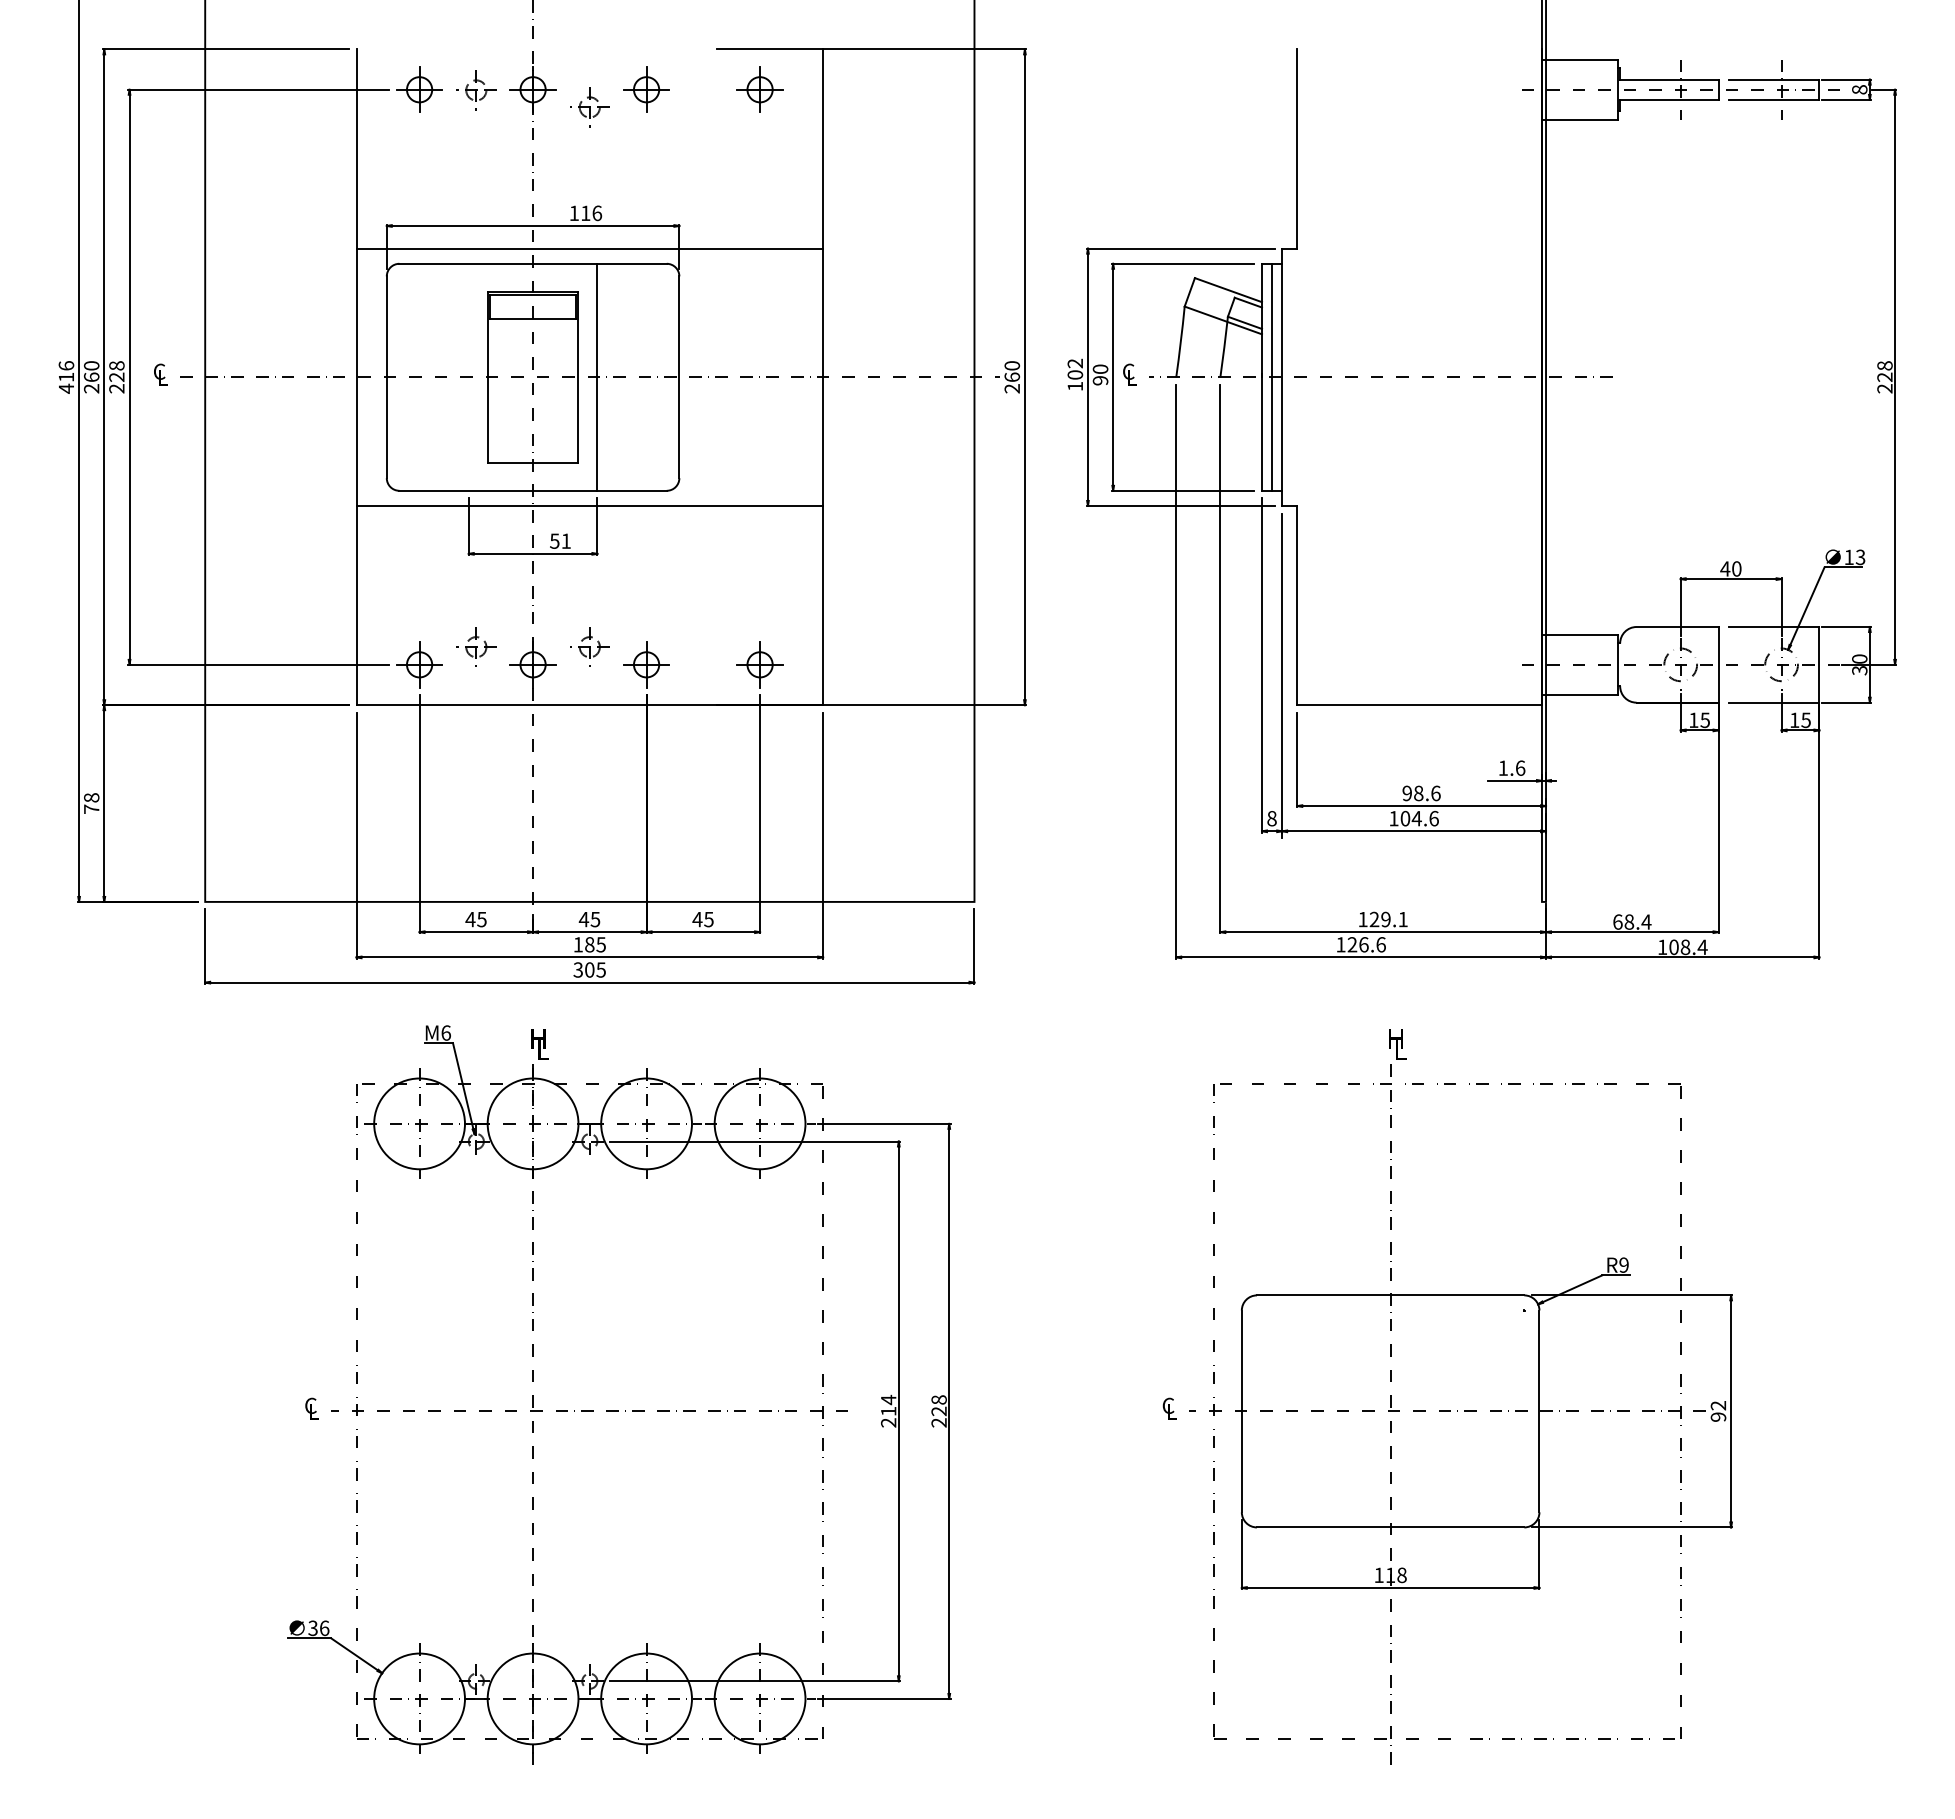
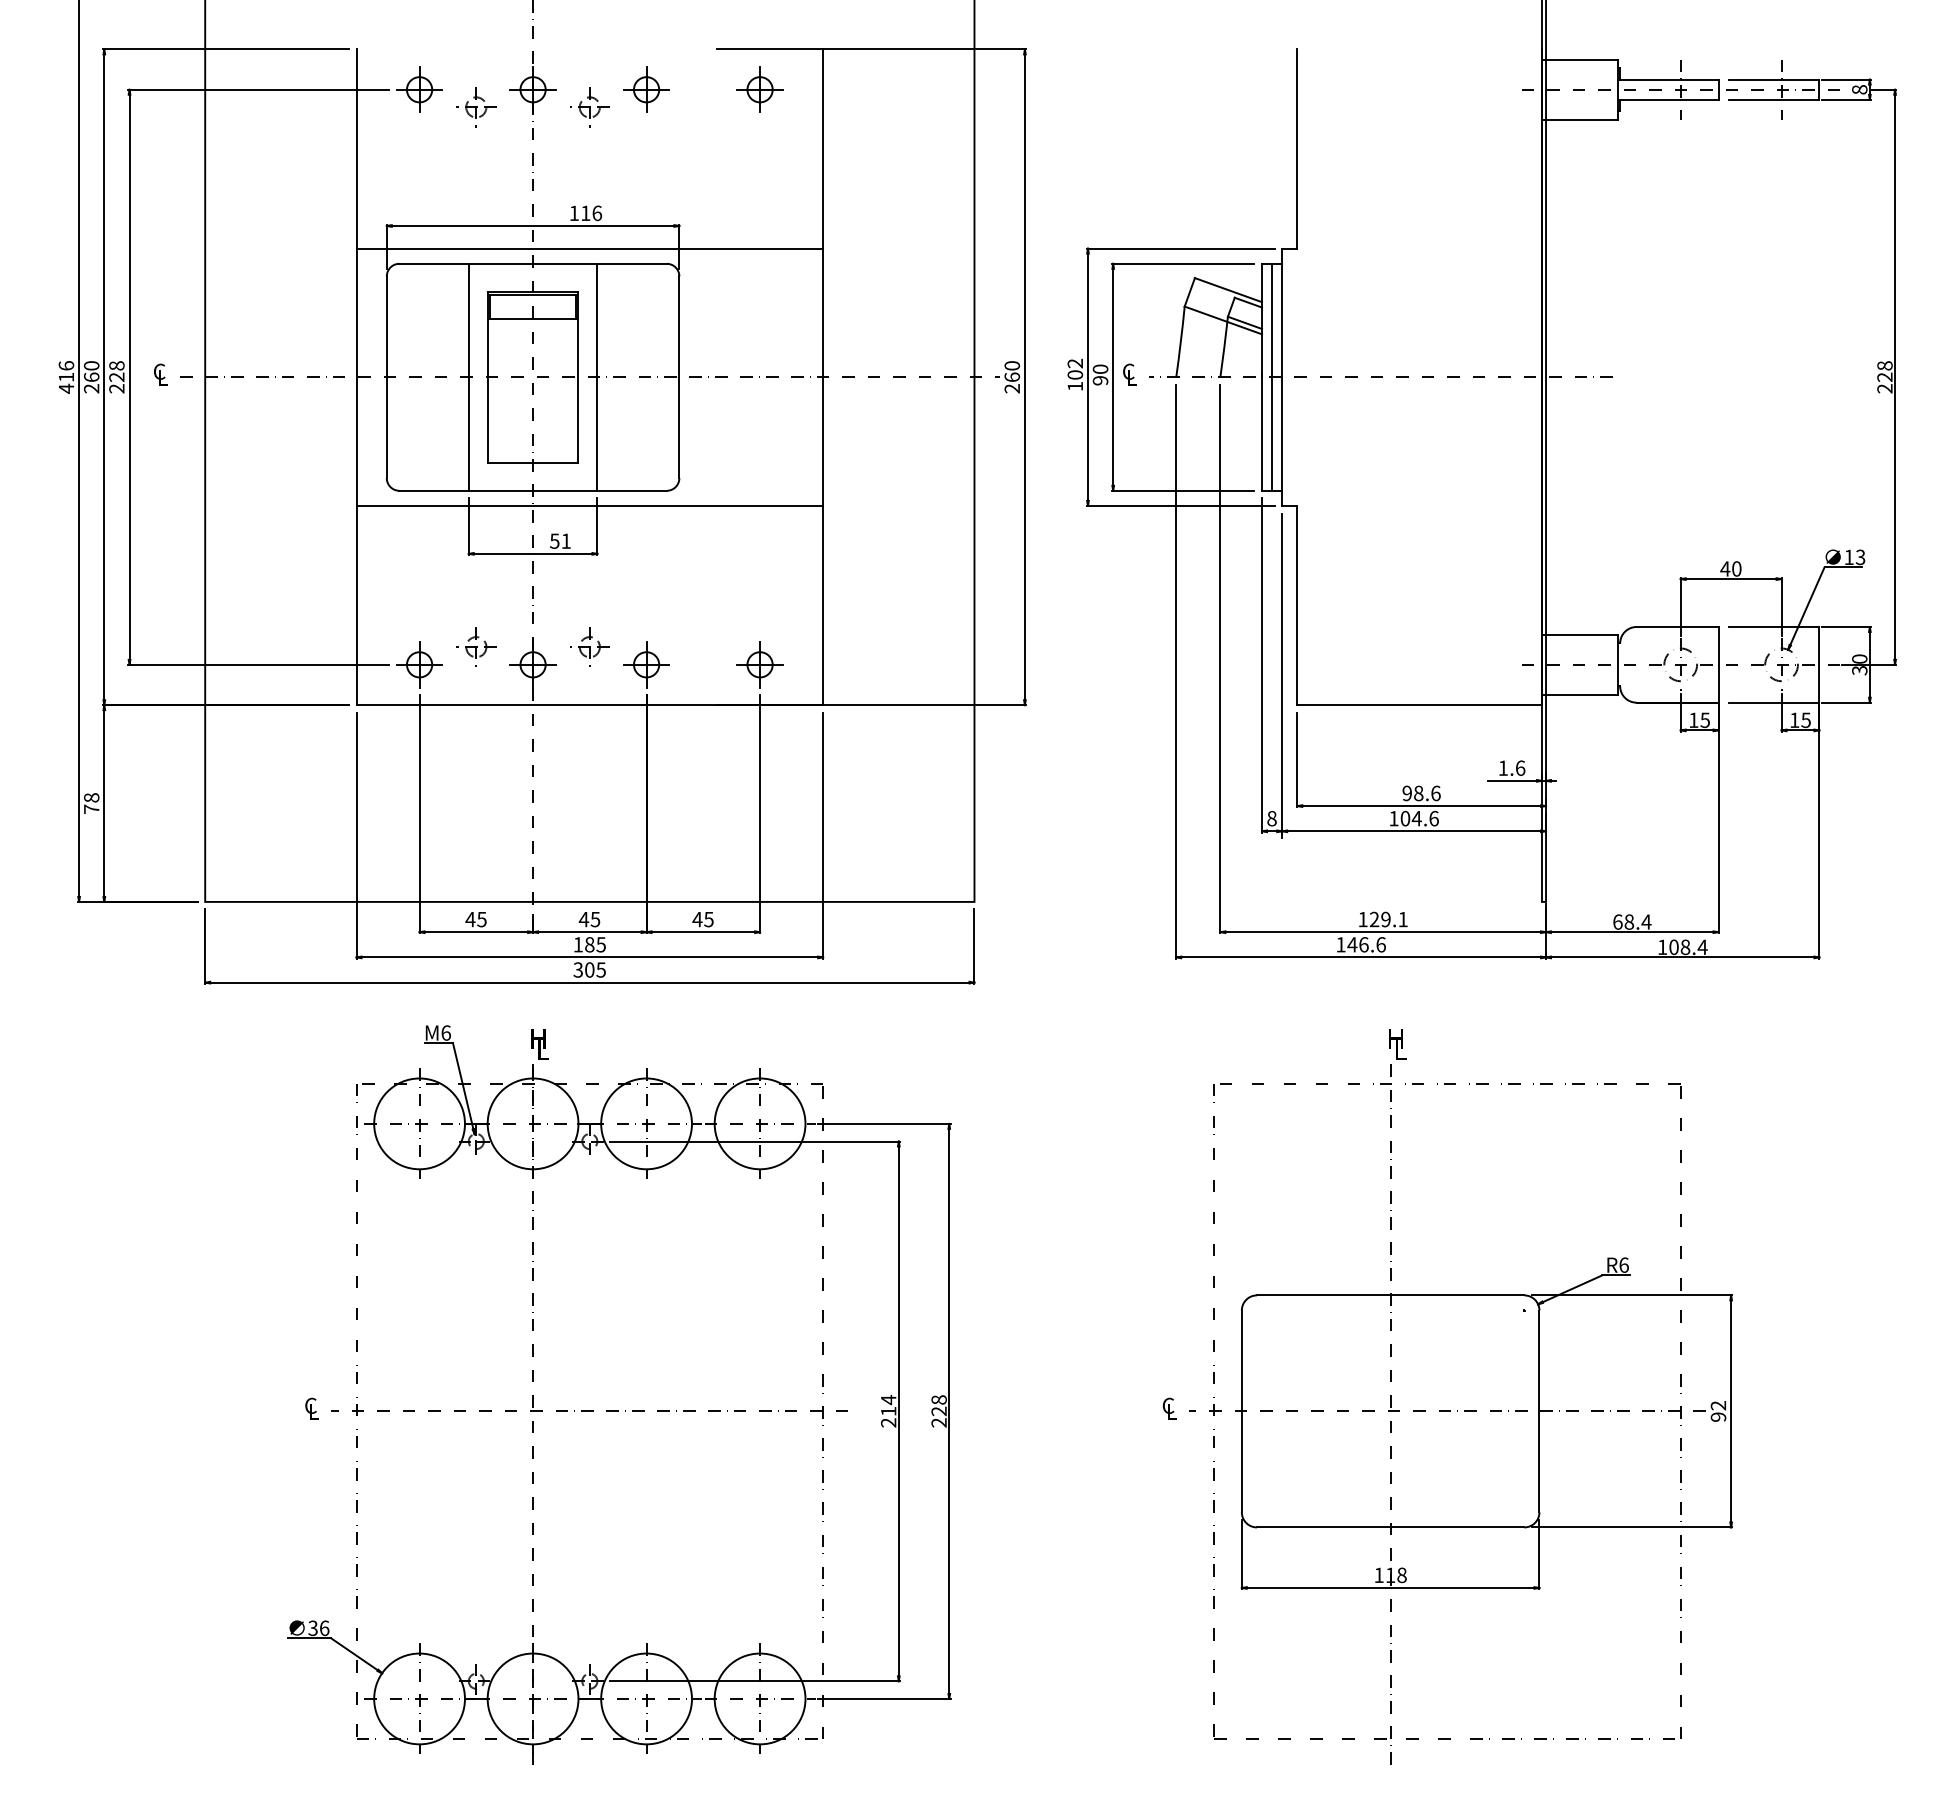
part position: (476, 90) -> (476, 107) (476, 107)
line: none -> present (468, 376)
text: 126.6 -> 146.6 (1352, 944)
text: R9 -> R6 (1623, 1264)
